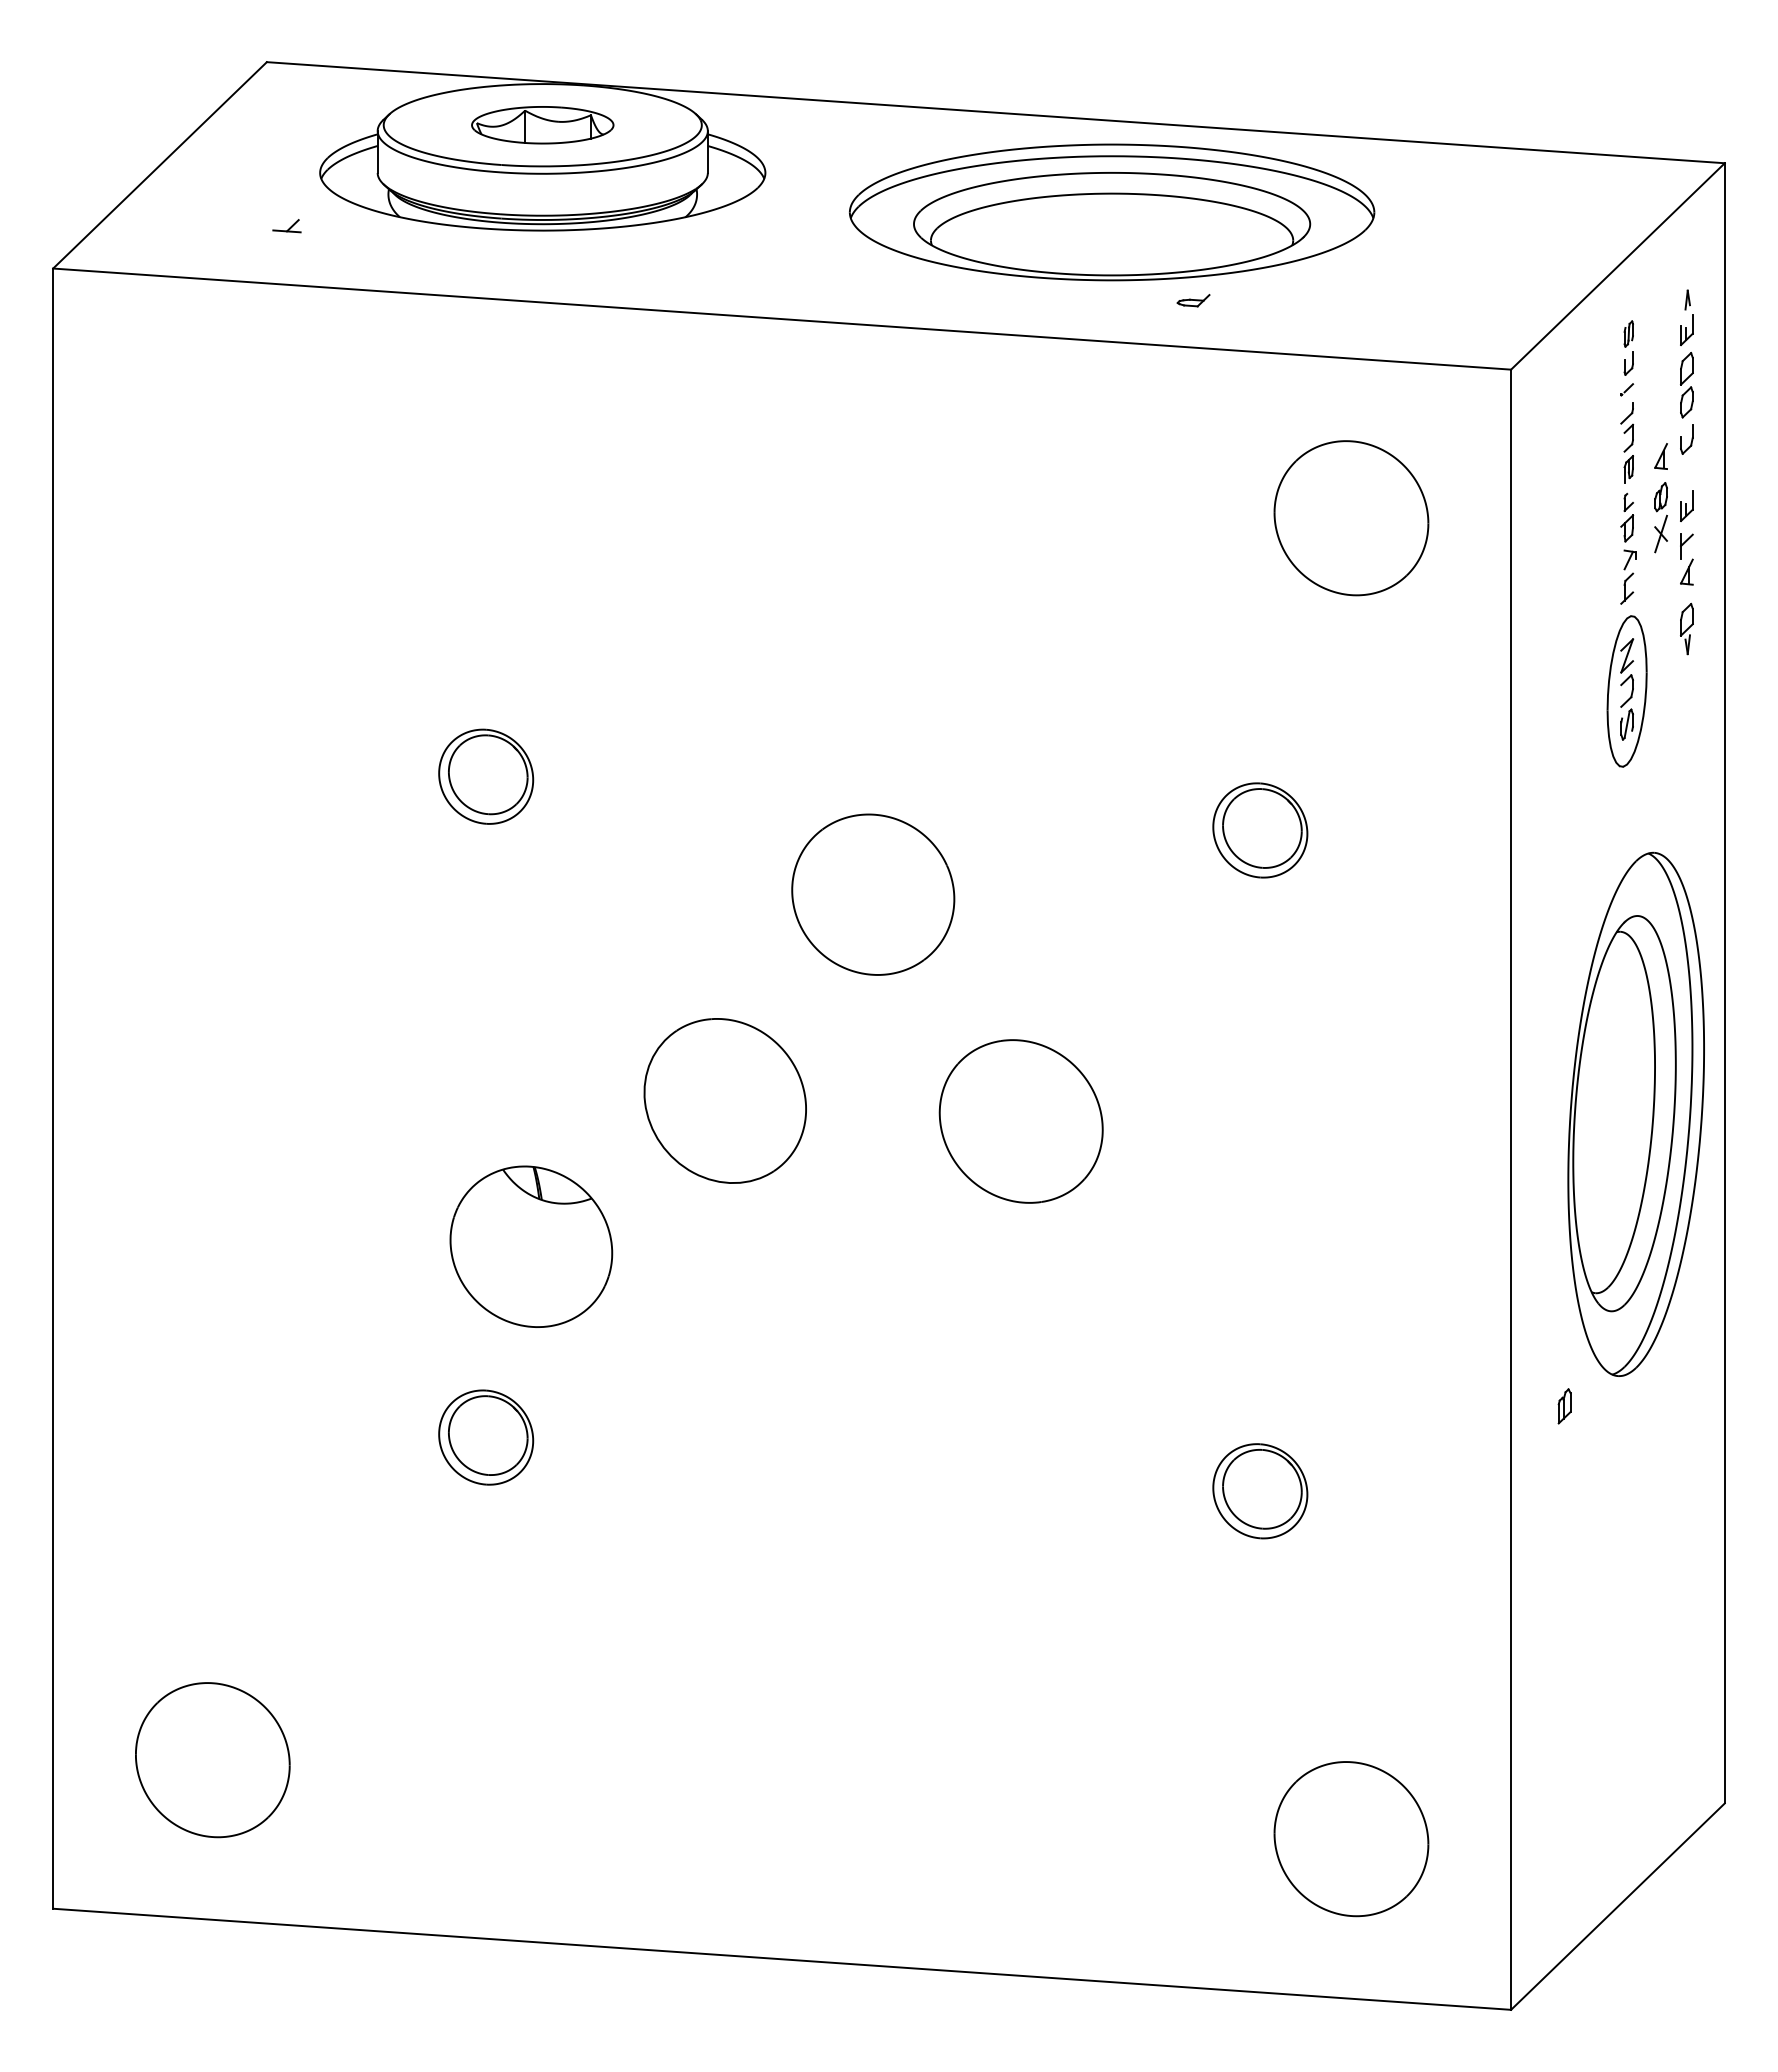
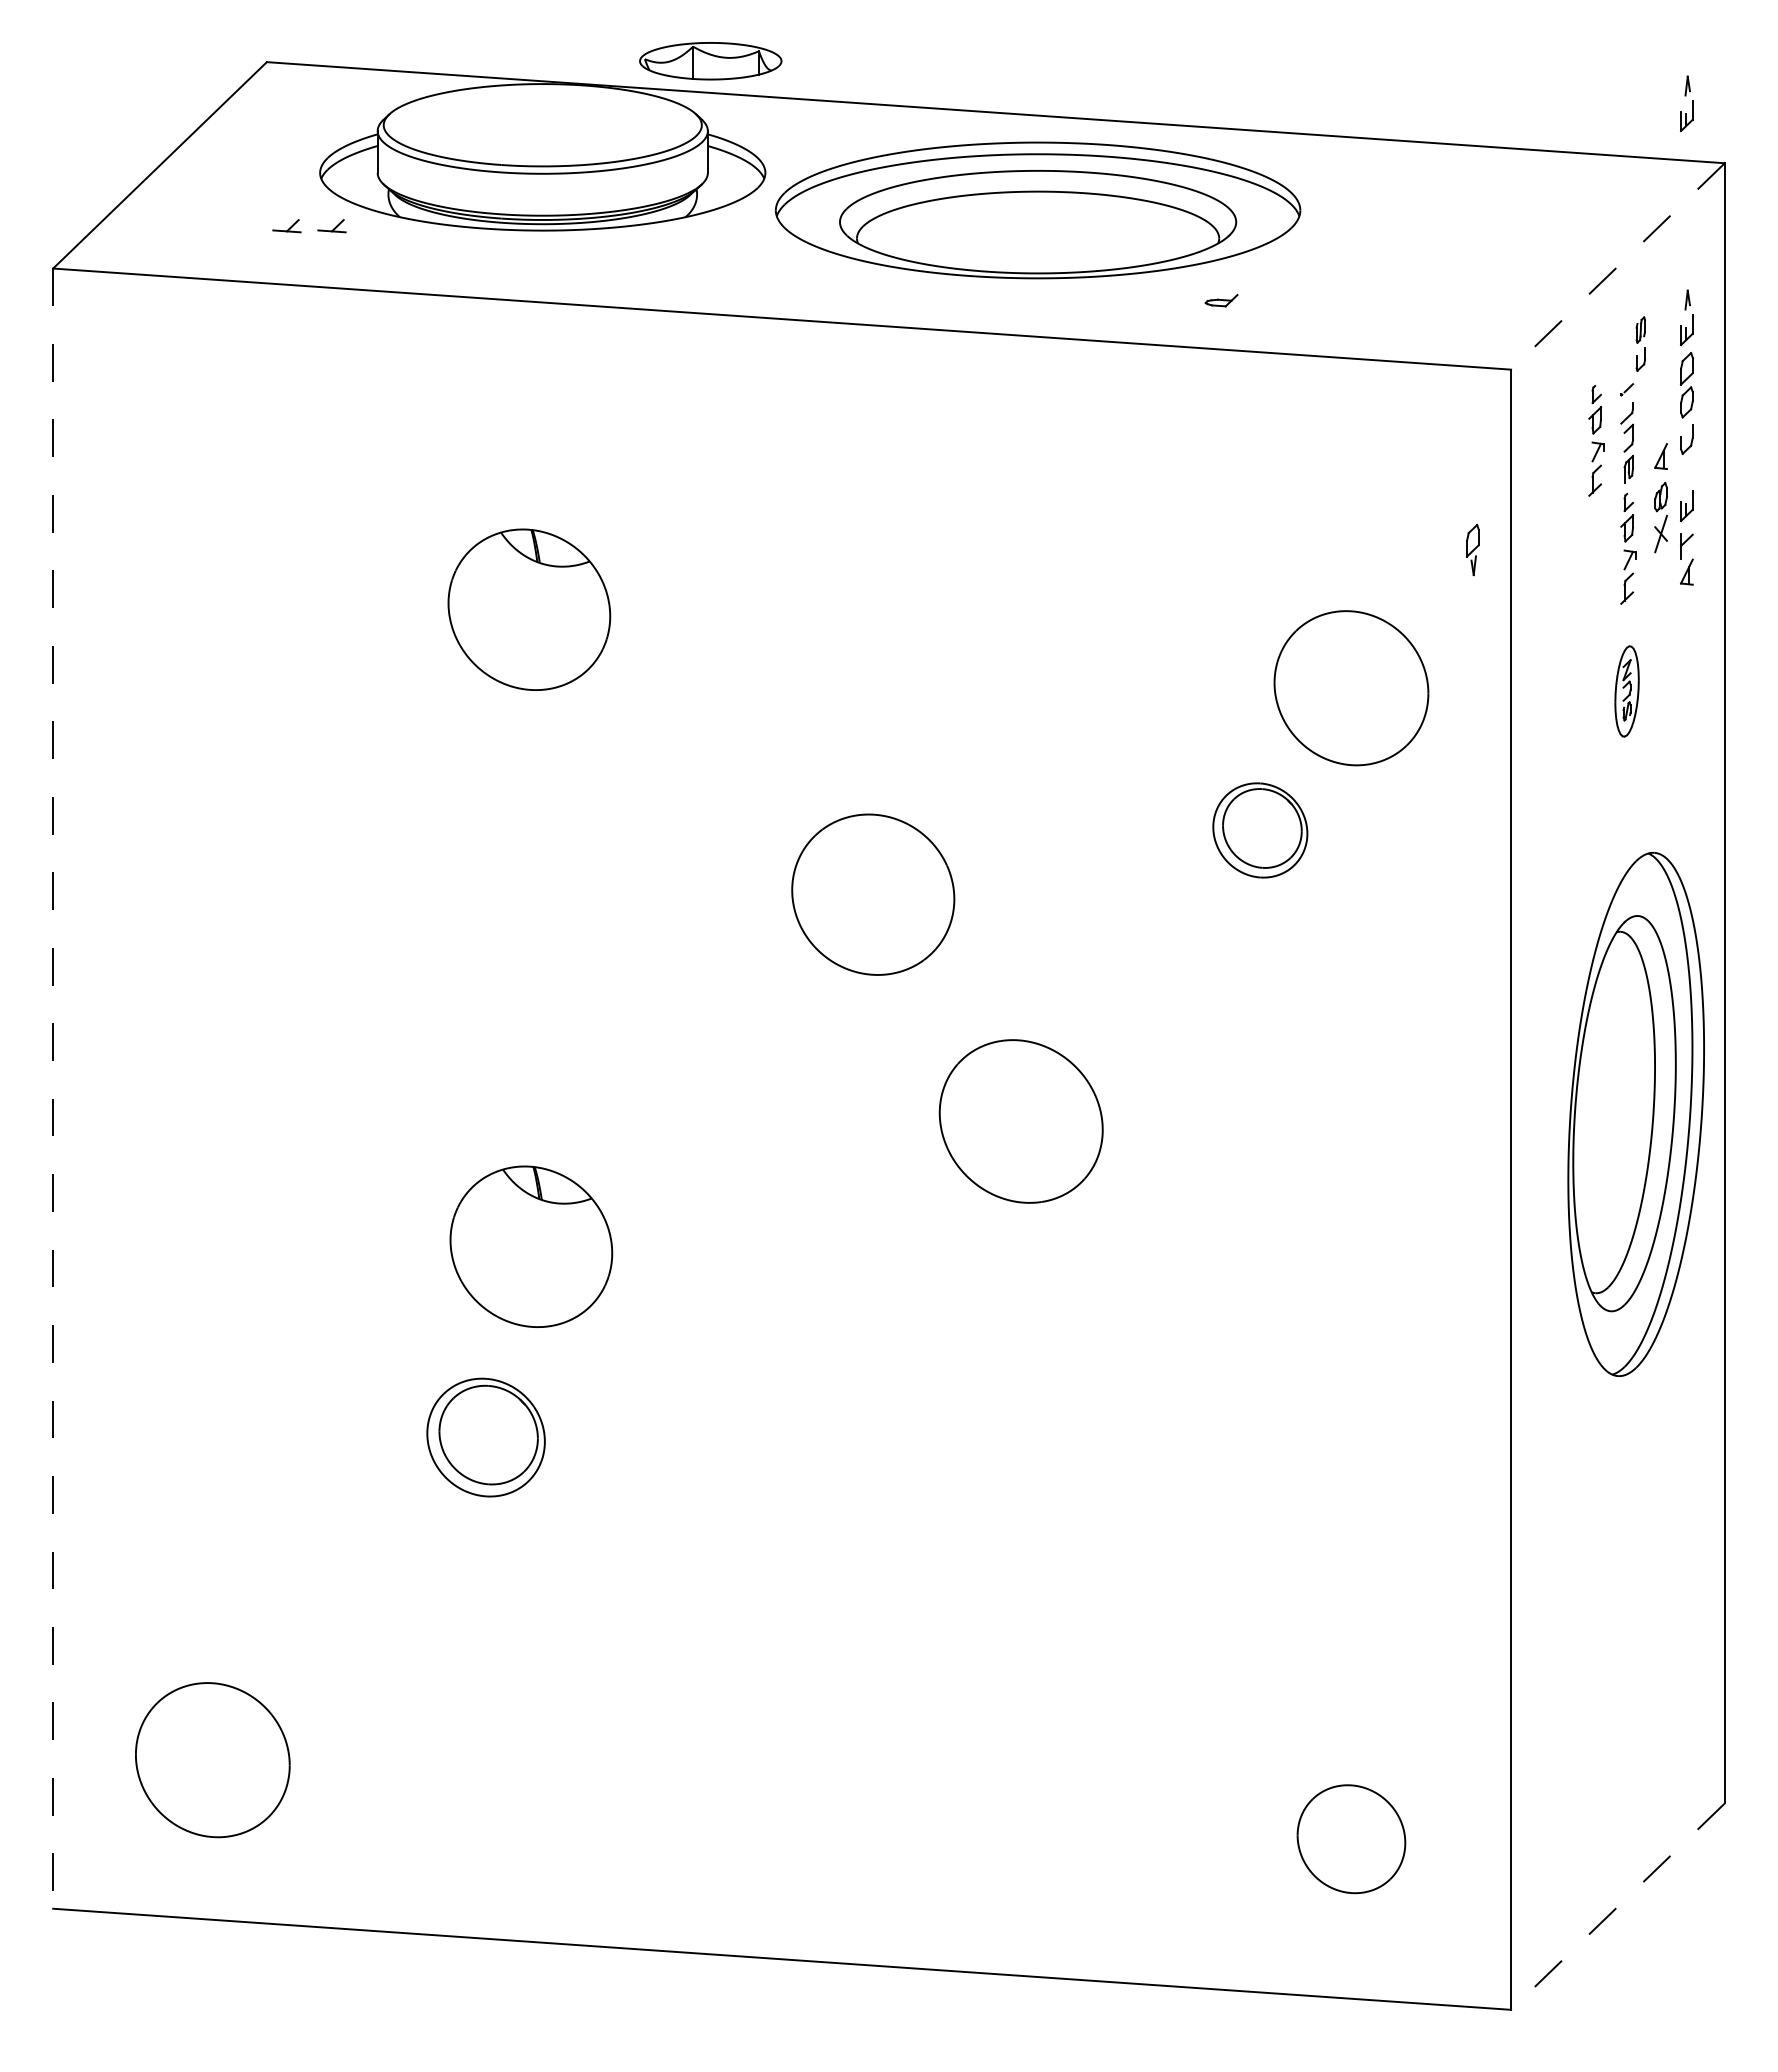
part: none -> present (1686, 103)
part position: (542, 125) -> (710, 61) (710, 61)
part position: (1112, 212) -> (1038, 210) (1038, 210)
part: none -> present (331, 226)
line: solid -> dashed (1617, 266)
part position: (1193, 300) -> (1221, 300) (1221, 300)
part position: (1628, 347) -> (1640, 343) (1640, 343)
part: none -> present (1596, 440)
part position: (1351, 518) -> (1351, 688) (1351, 688)
part: none -> present (529, 609)
part position: (1686, 628) -> (1472, 549) (1472, 549)
part size: 42x153 px -> 26x93 px (1626, 691)
part: present -> none (486, 776)
line: solid -> dashed (53, 1089)
part: present -> none (724, 1100)
part: present -> none (1564, 1406)
part size: 97x97 px -> 120x121 px (485, 1437)
part: present -> none (1260, 1491)
part size: 157x157 px -> 111x111 px (1351, 1839)
line: solid -> dashed (1617, 1906)
